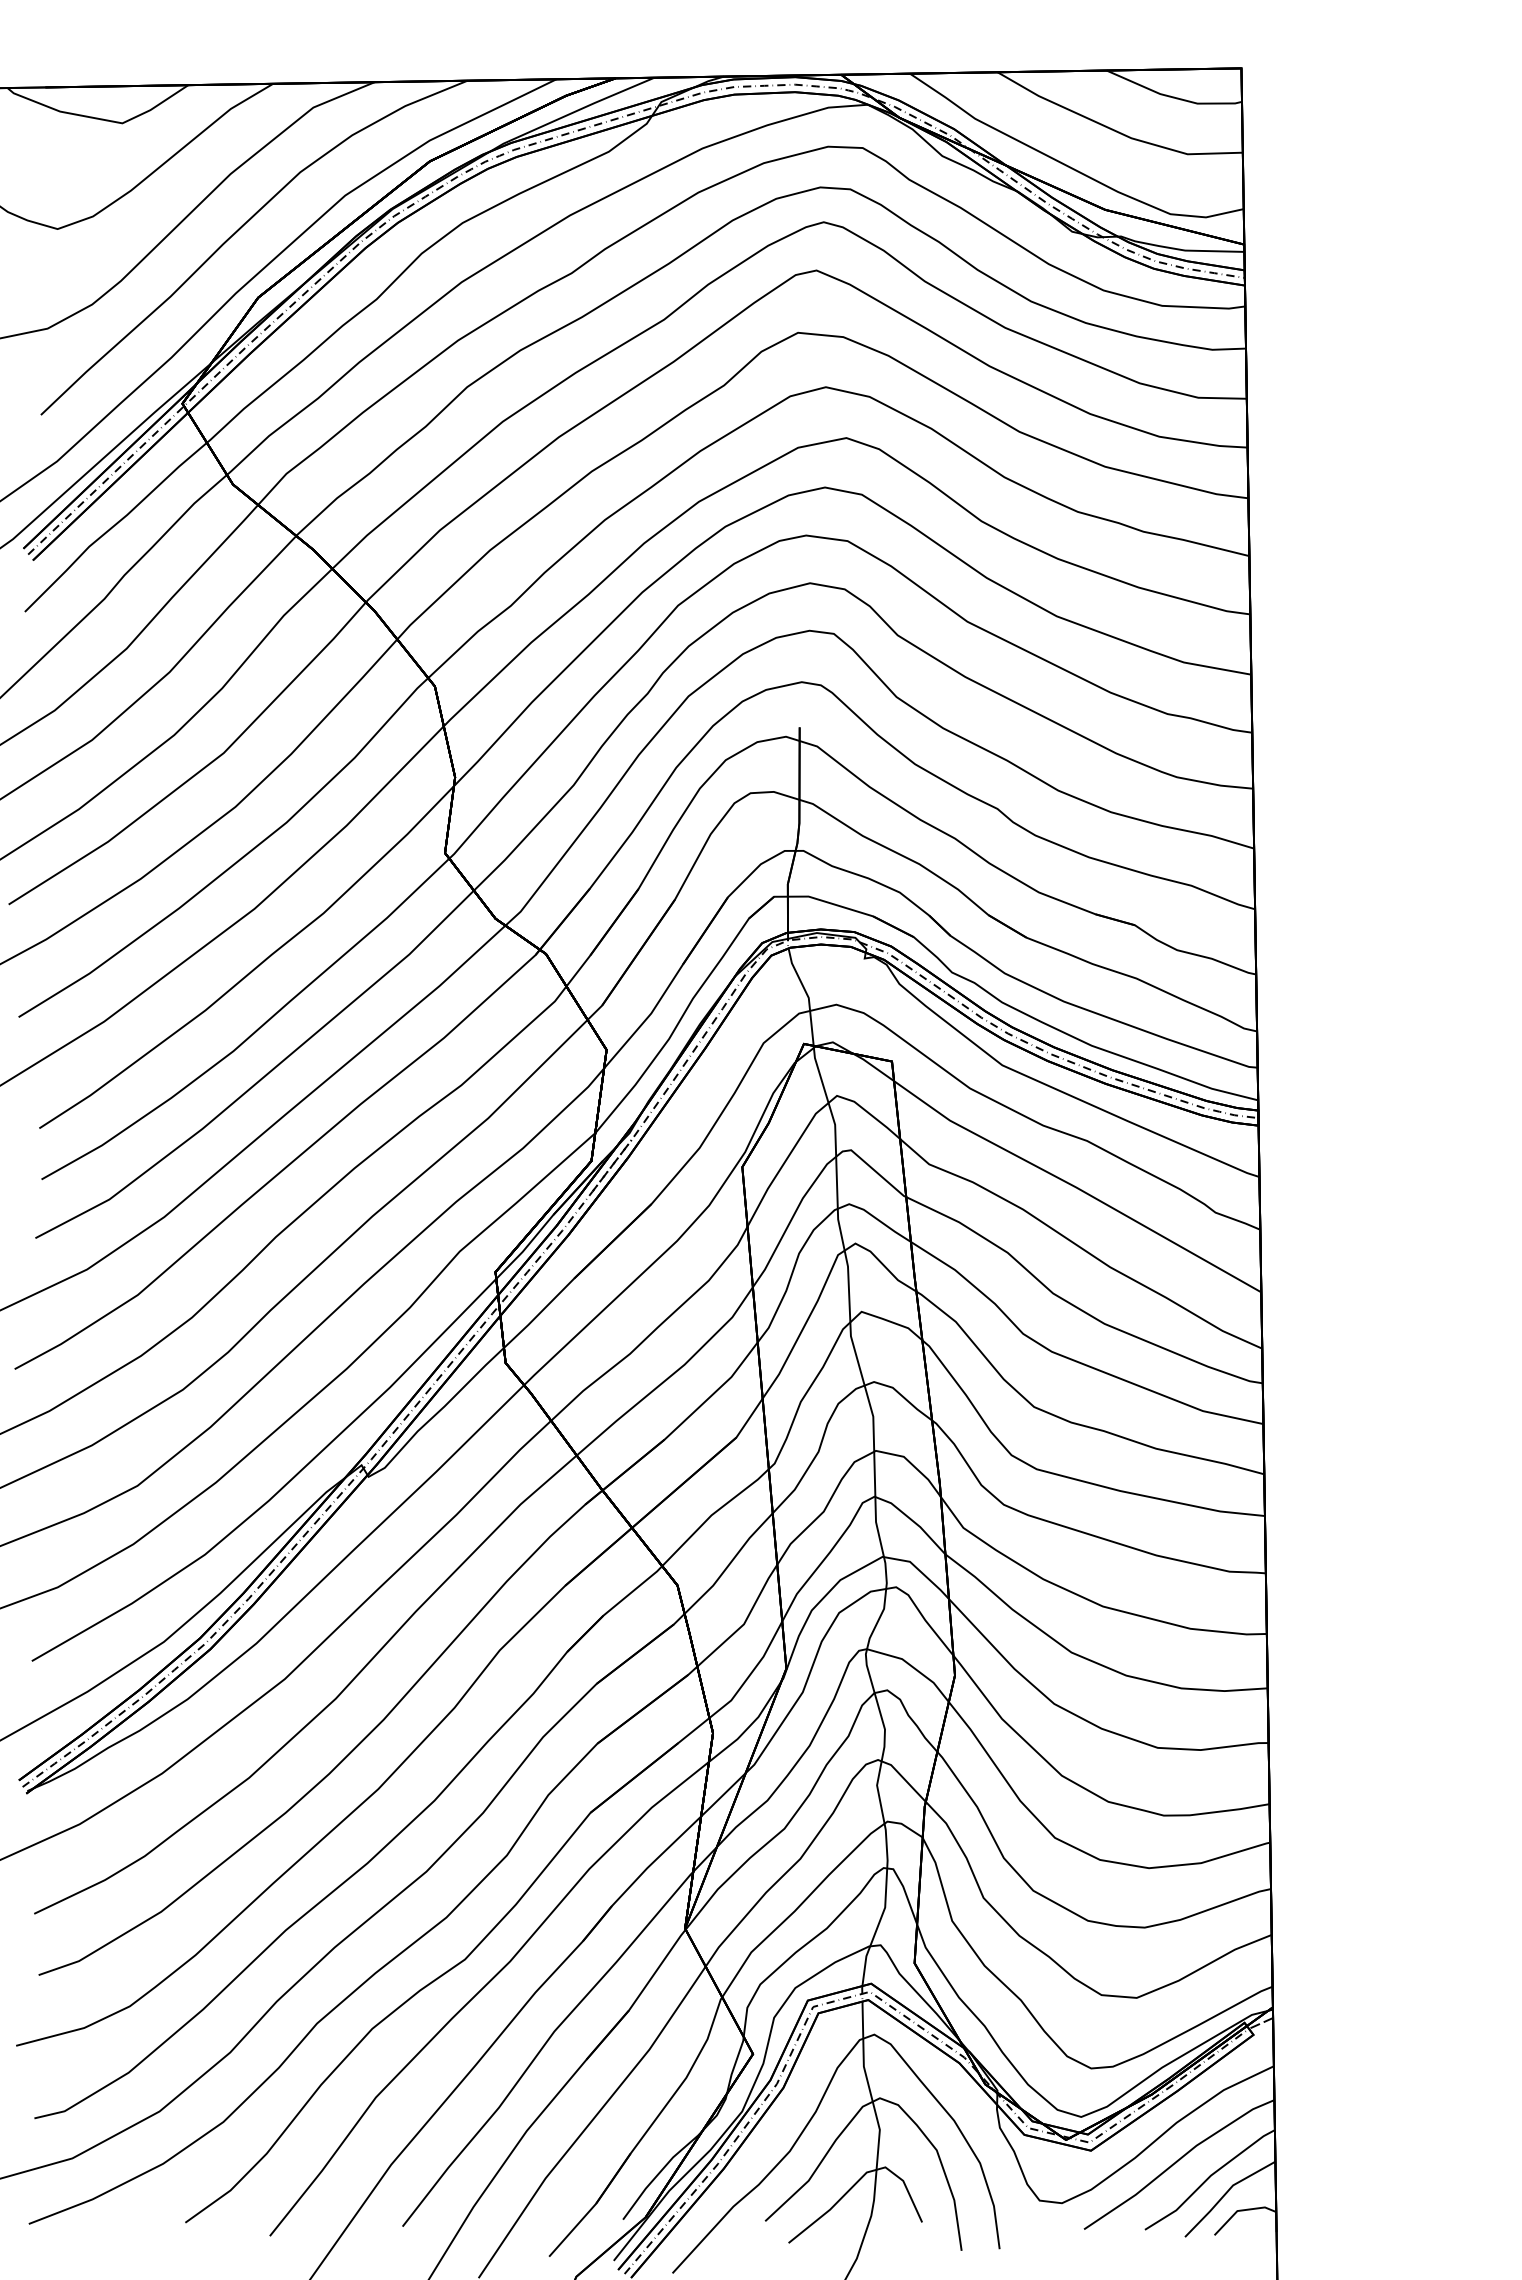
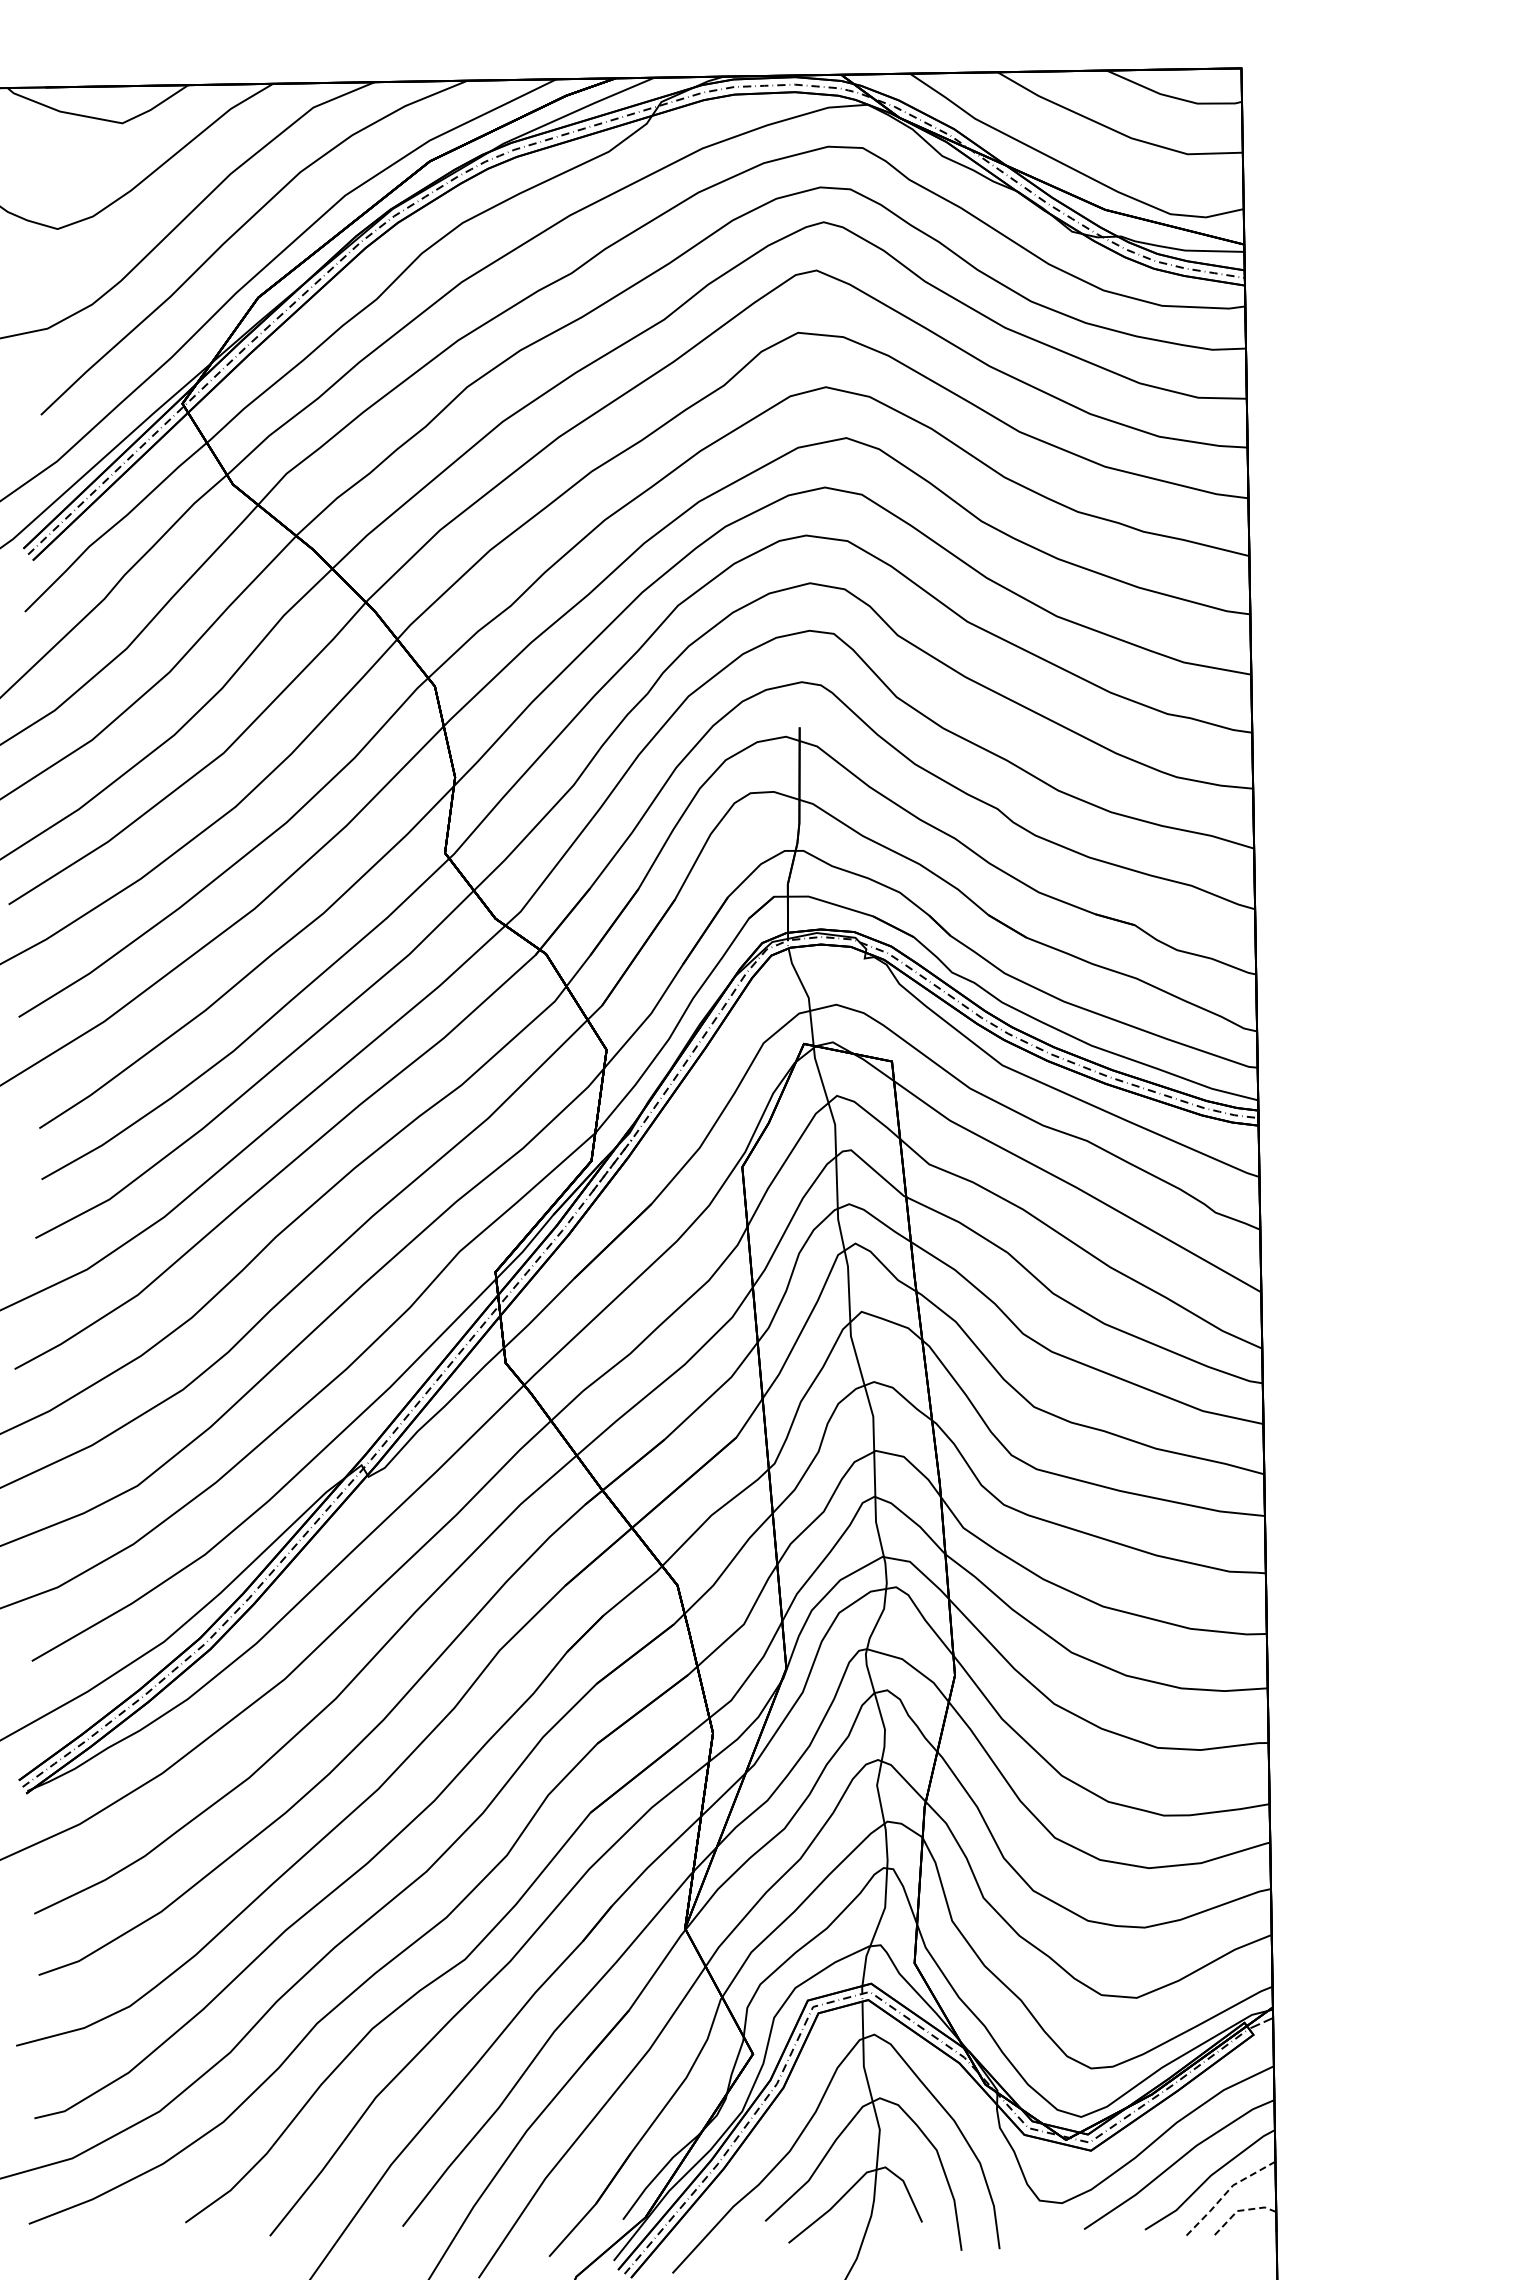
line: solid -> dashed (1225, 2194)
line: solid -> dashed (1240, 2210)
